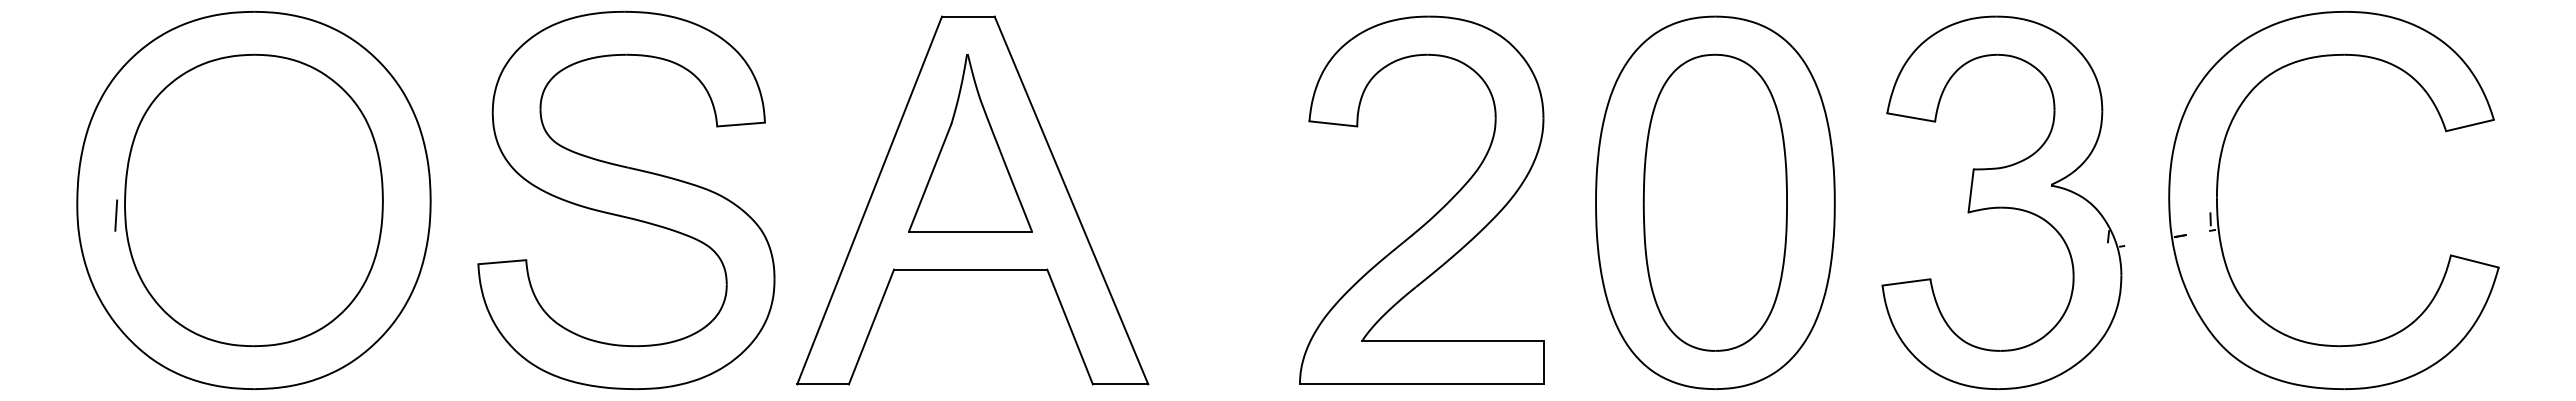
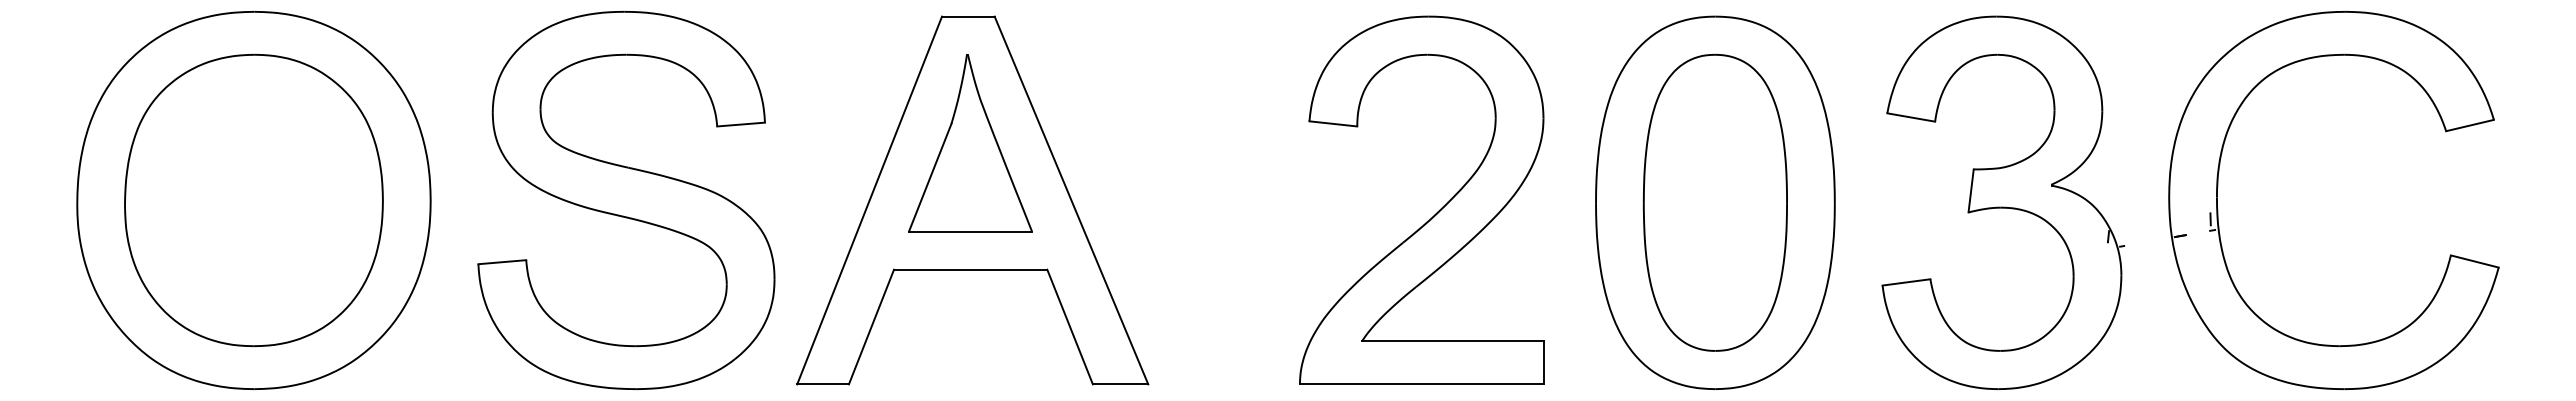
line: present -> none (116, 215)
